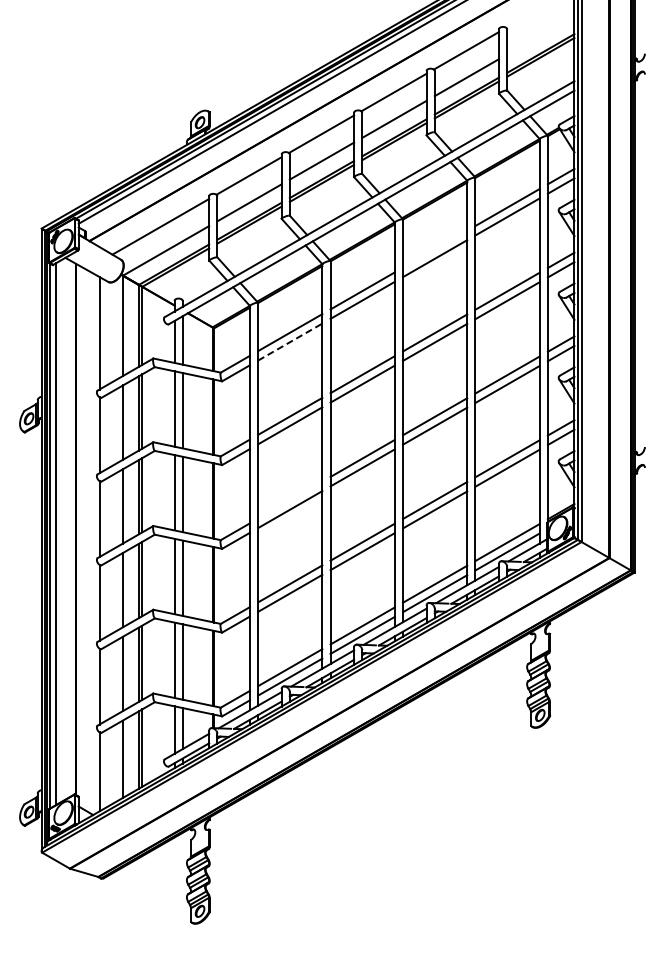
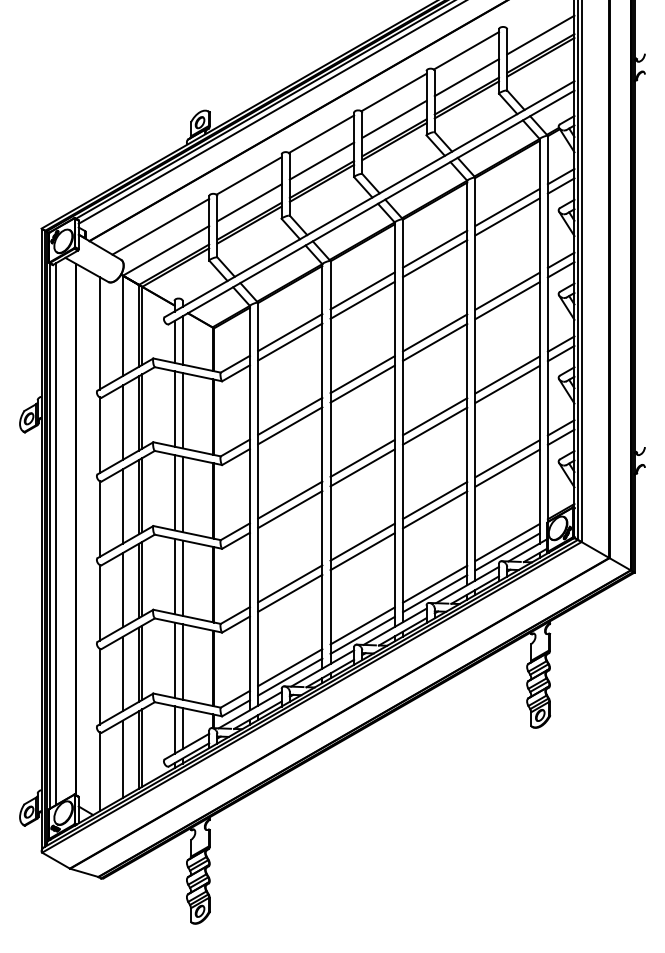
line: none -> present (540, 34)
line: none -> present (435, 248)
line: dashed -> solid (290, 341)
line: none -> present (290, 499)
